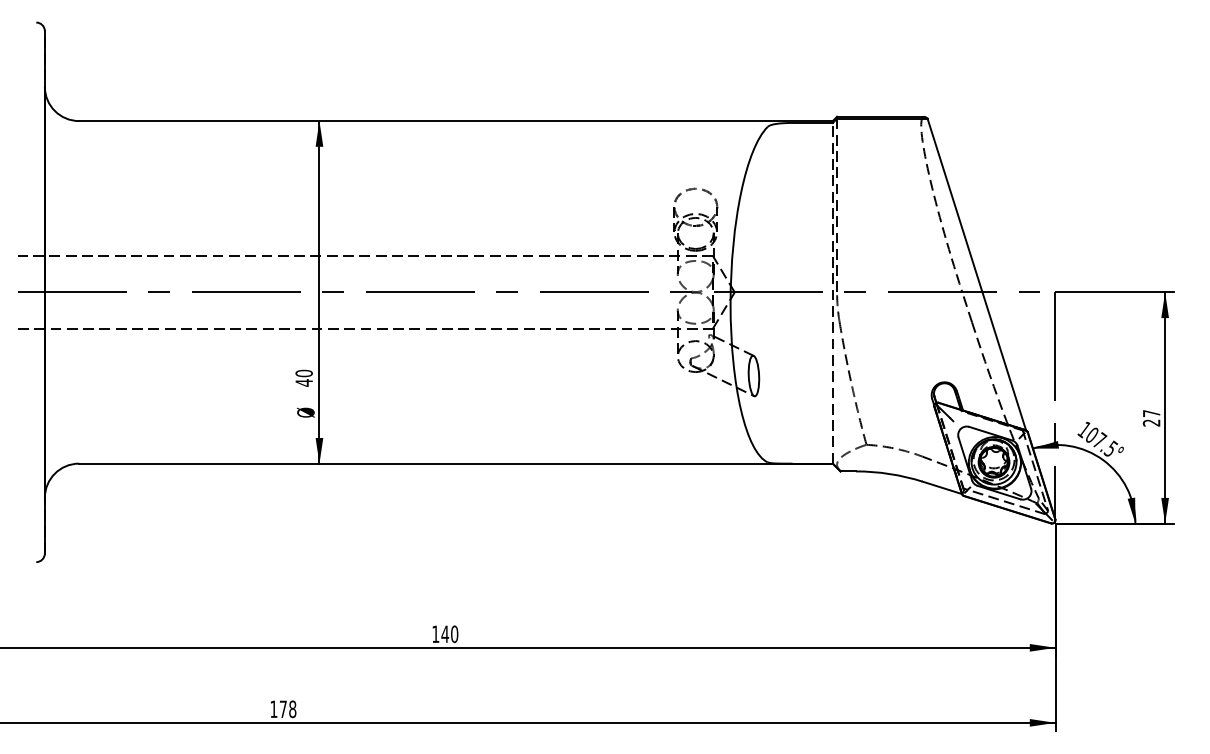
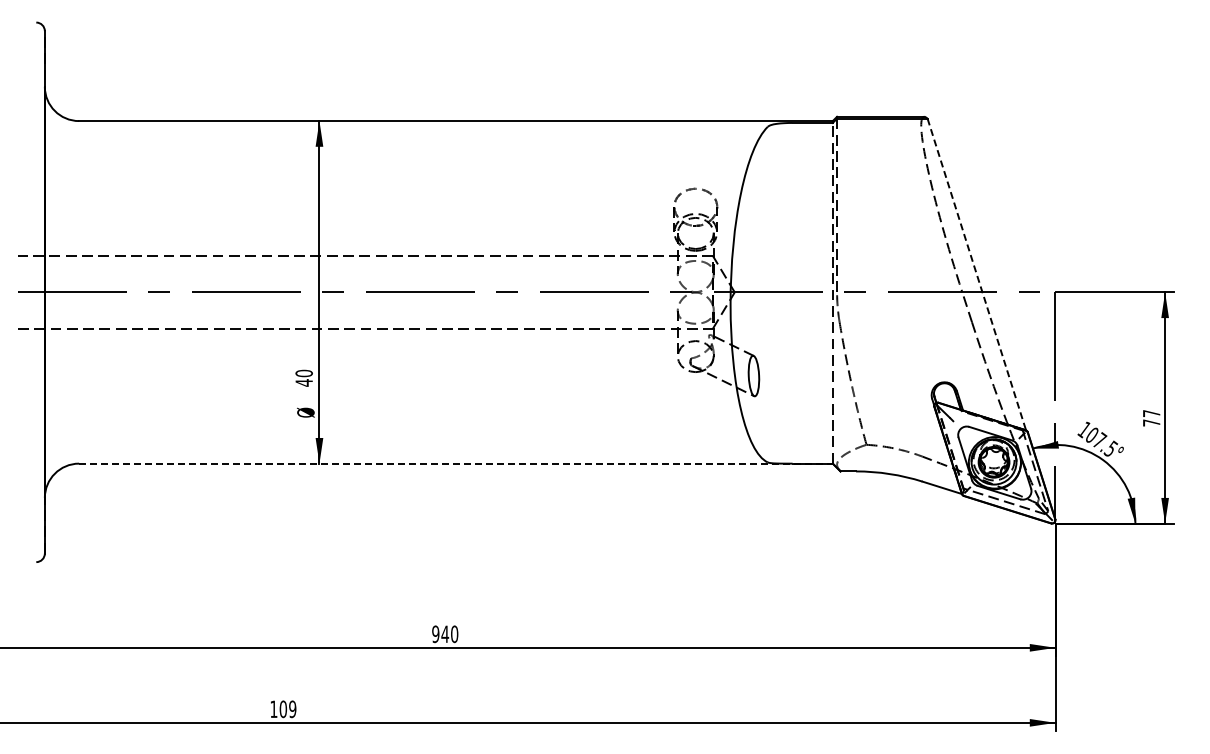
line: solid -> dashed (976, 275)
text: 27 -> 77 (1151, 422)
line: solid -> dashed (455, 463)
text: 140 -> 940 (435, 634)
text: 178 -> 109 (287, 709)
